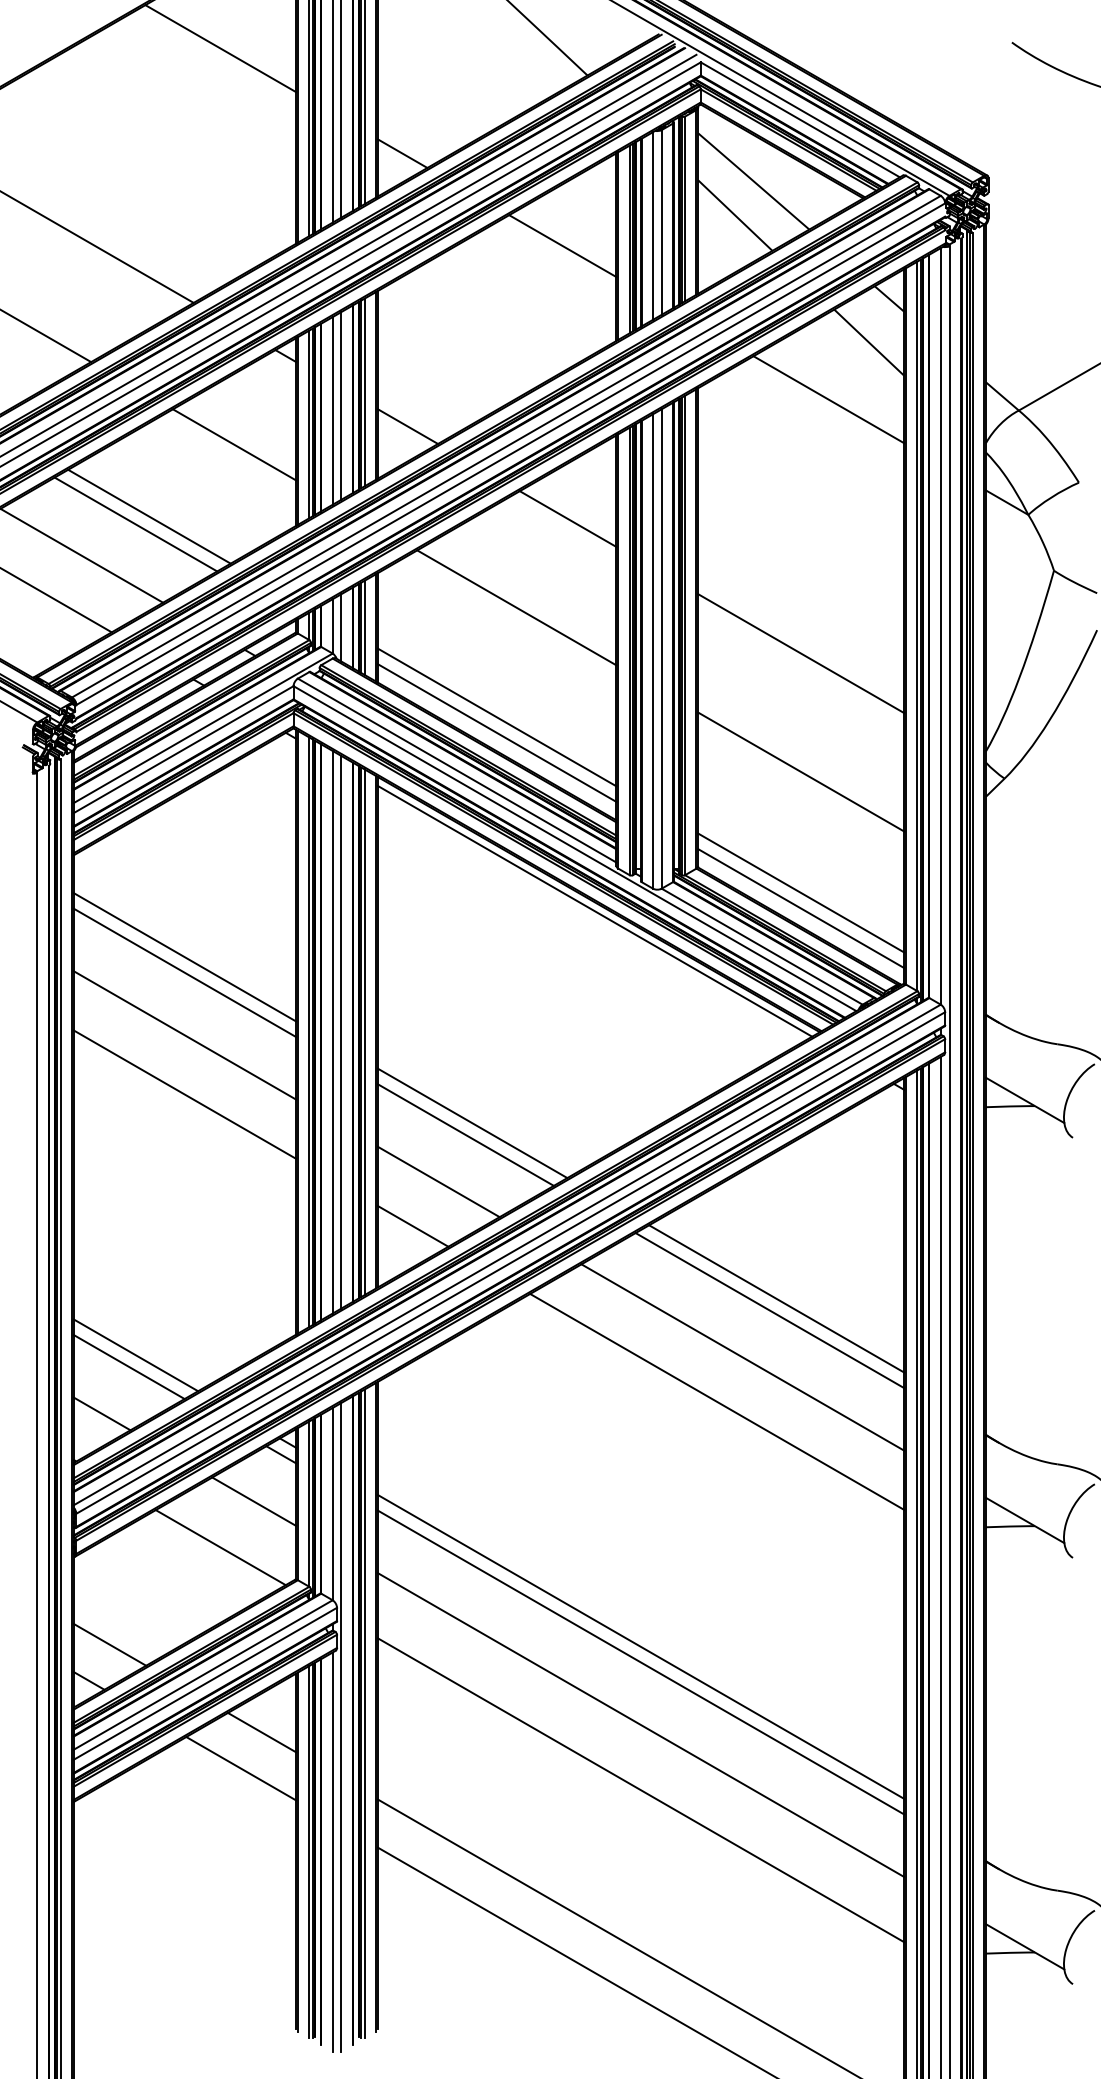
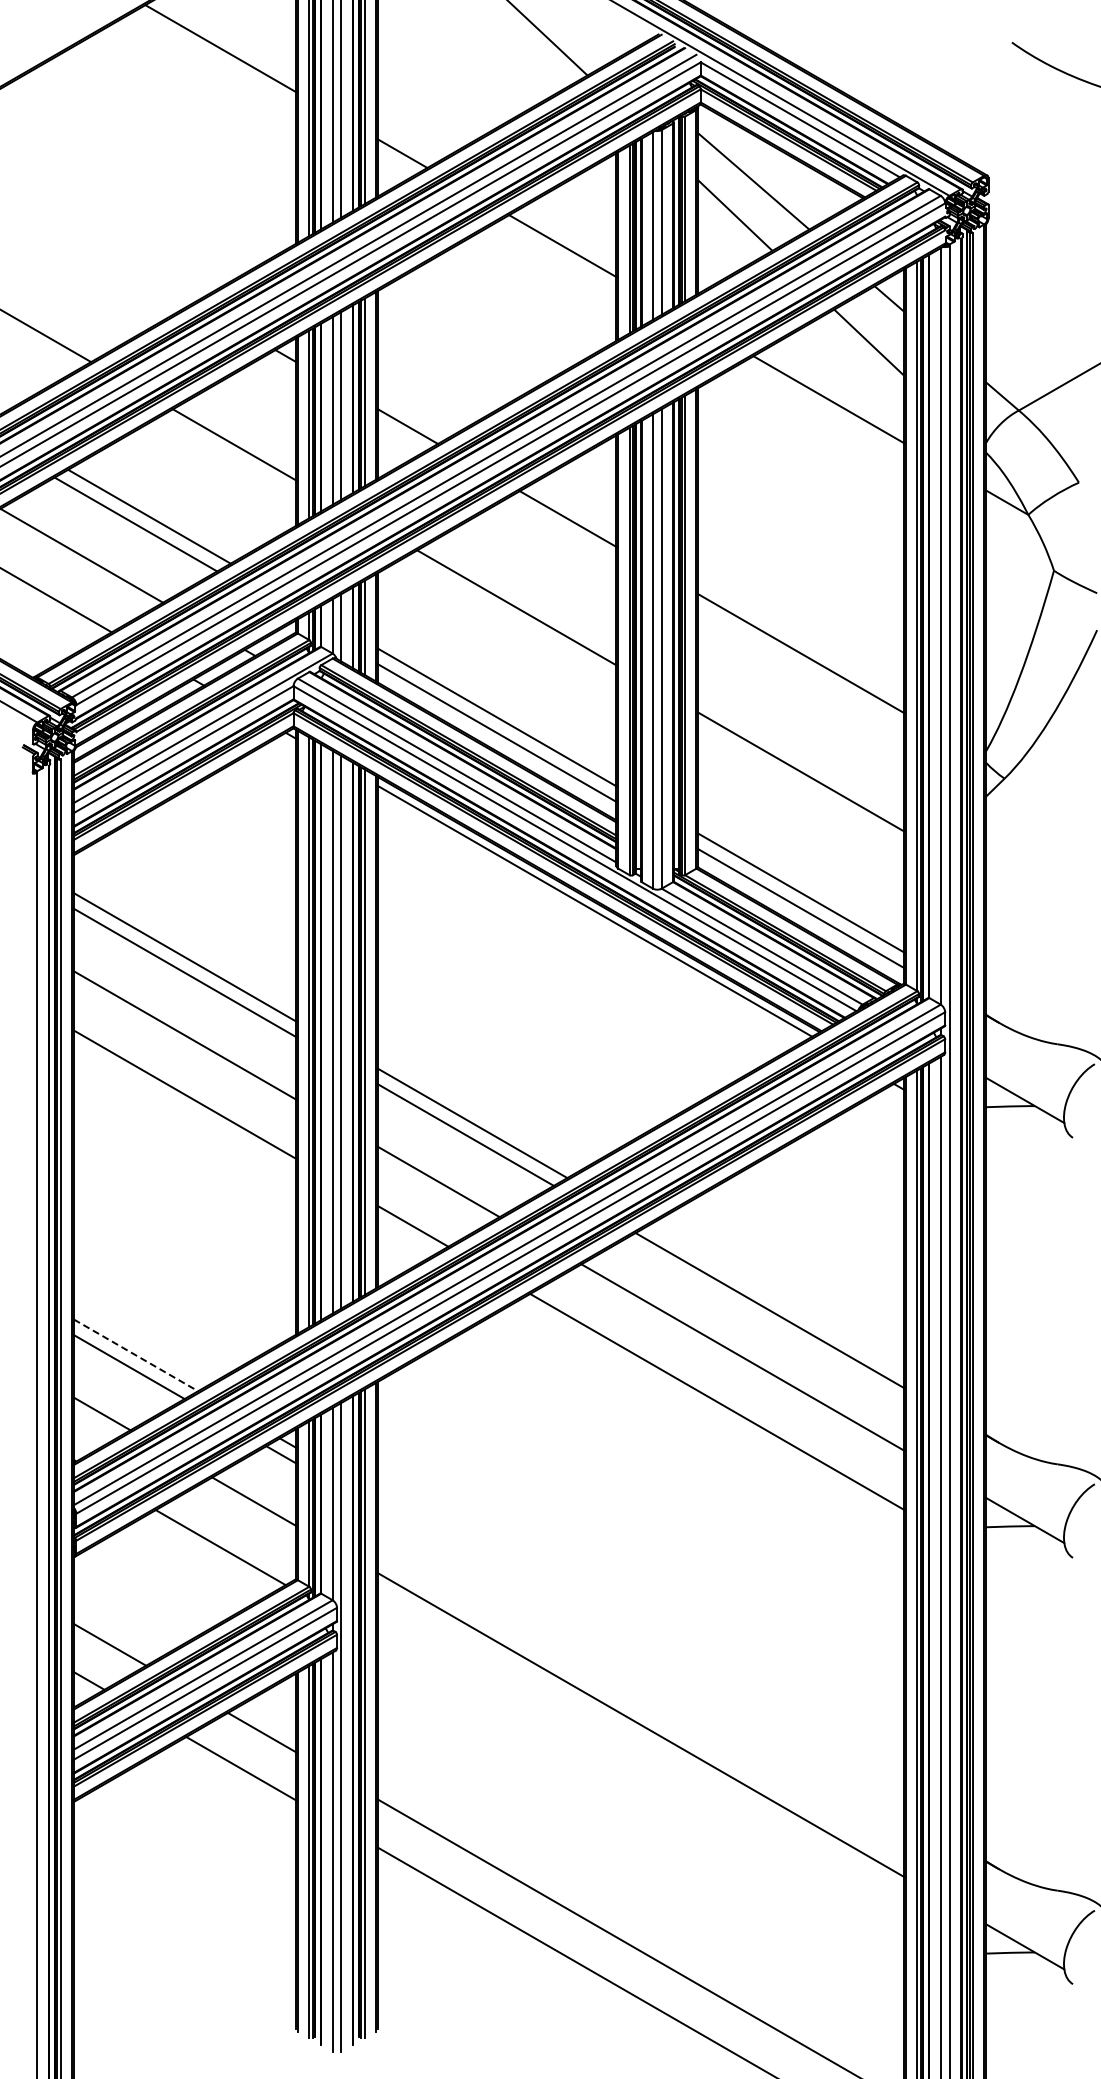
line: present -> none (97, 247)
line: present -> none (776, 1298)
line: solid -> dashed (136, 1355)
line: present -> none (640, 1646)
line: present -> none (640, 1662)
line: present -> none (640, 1790)
